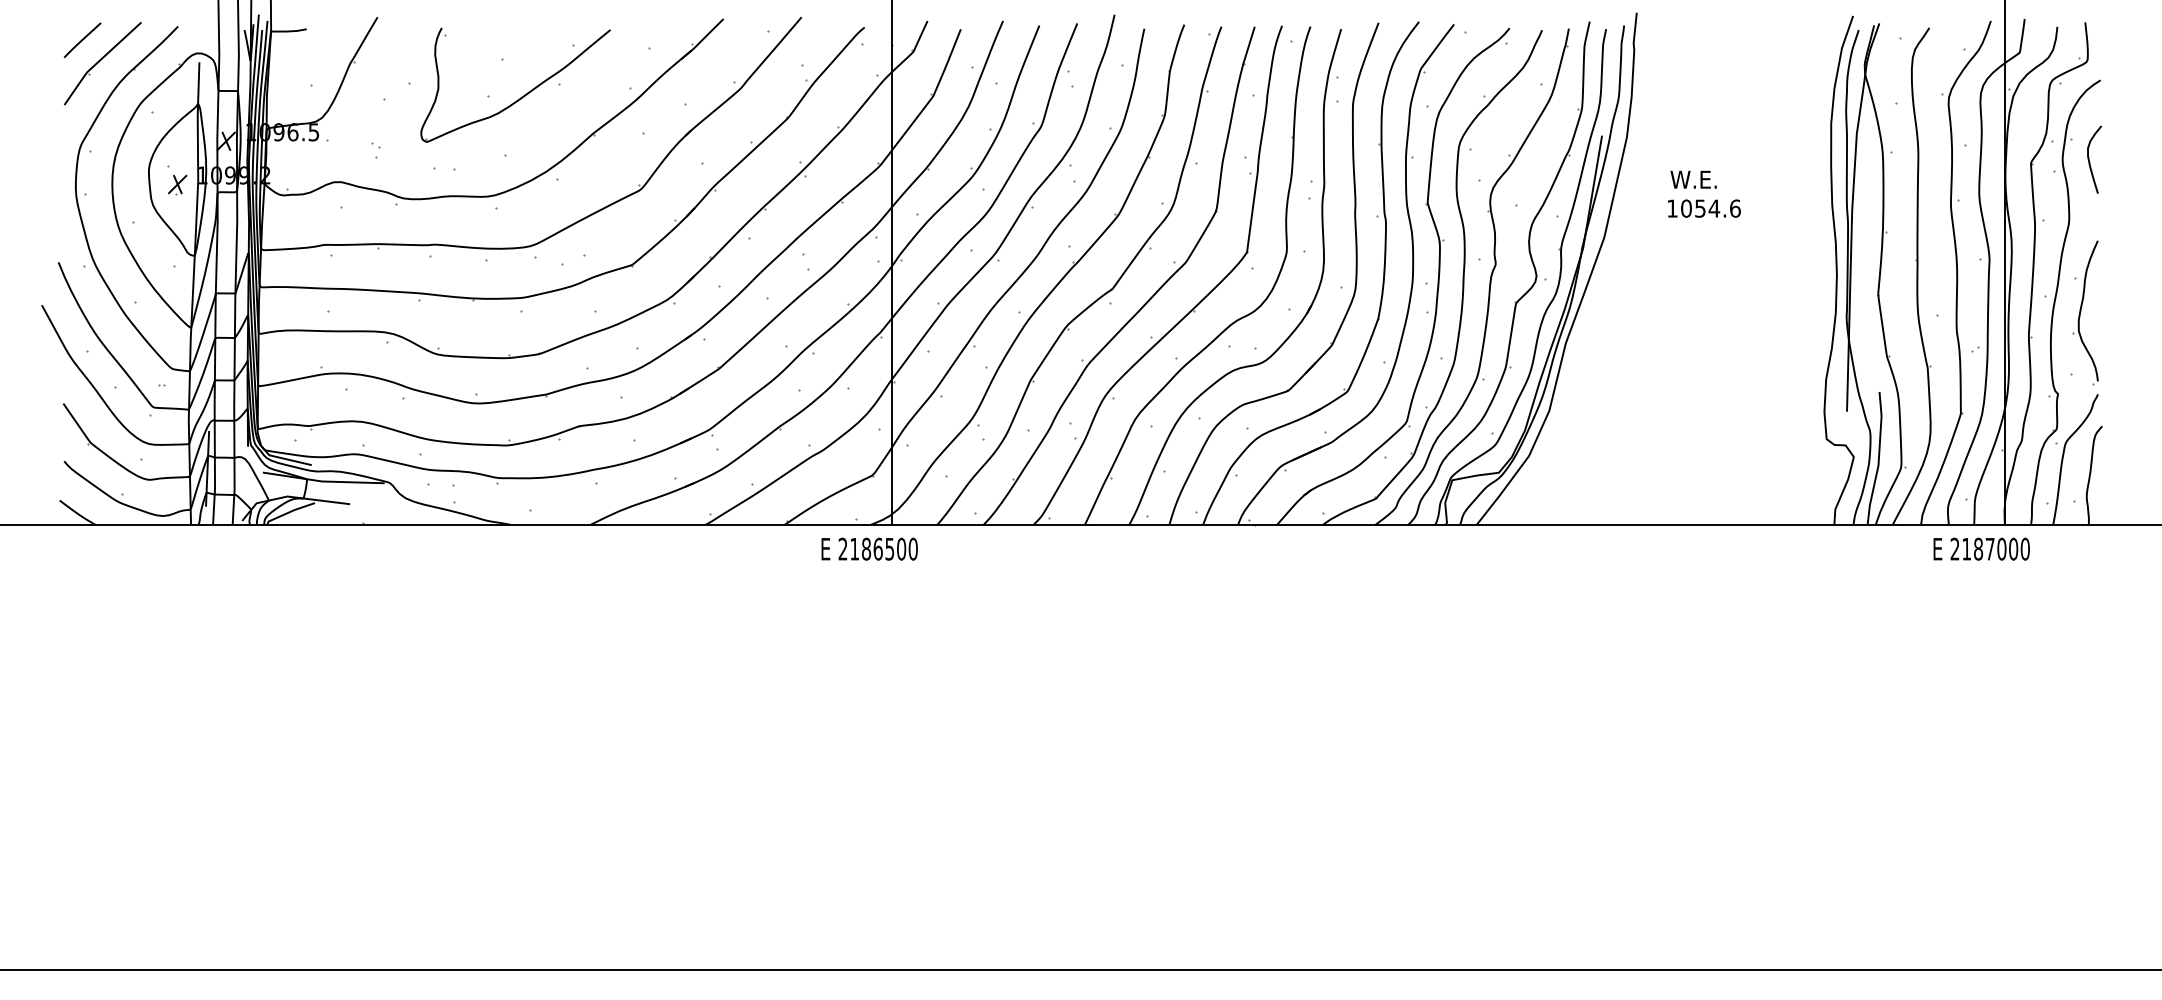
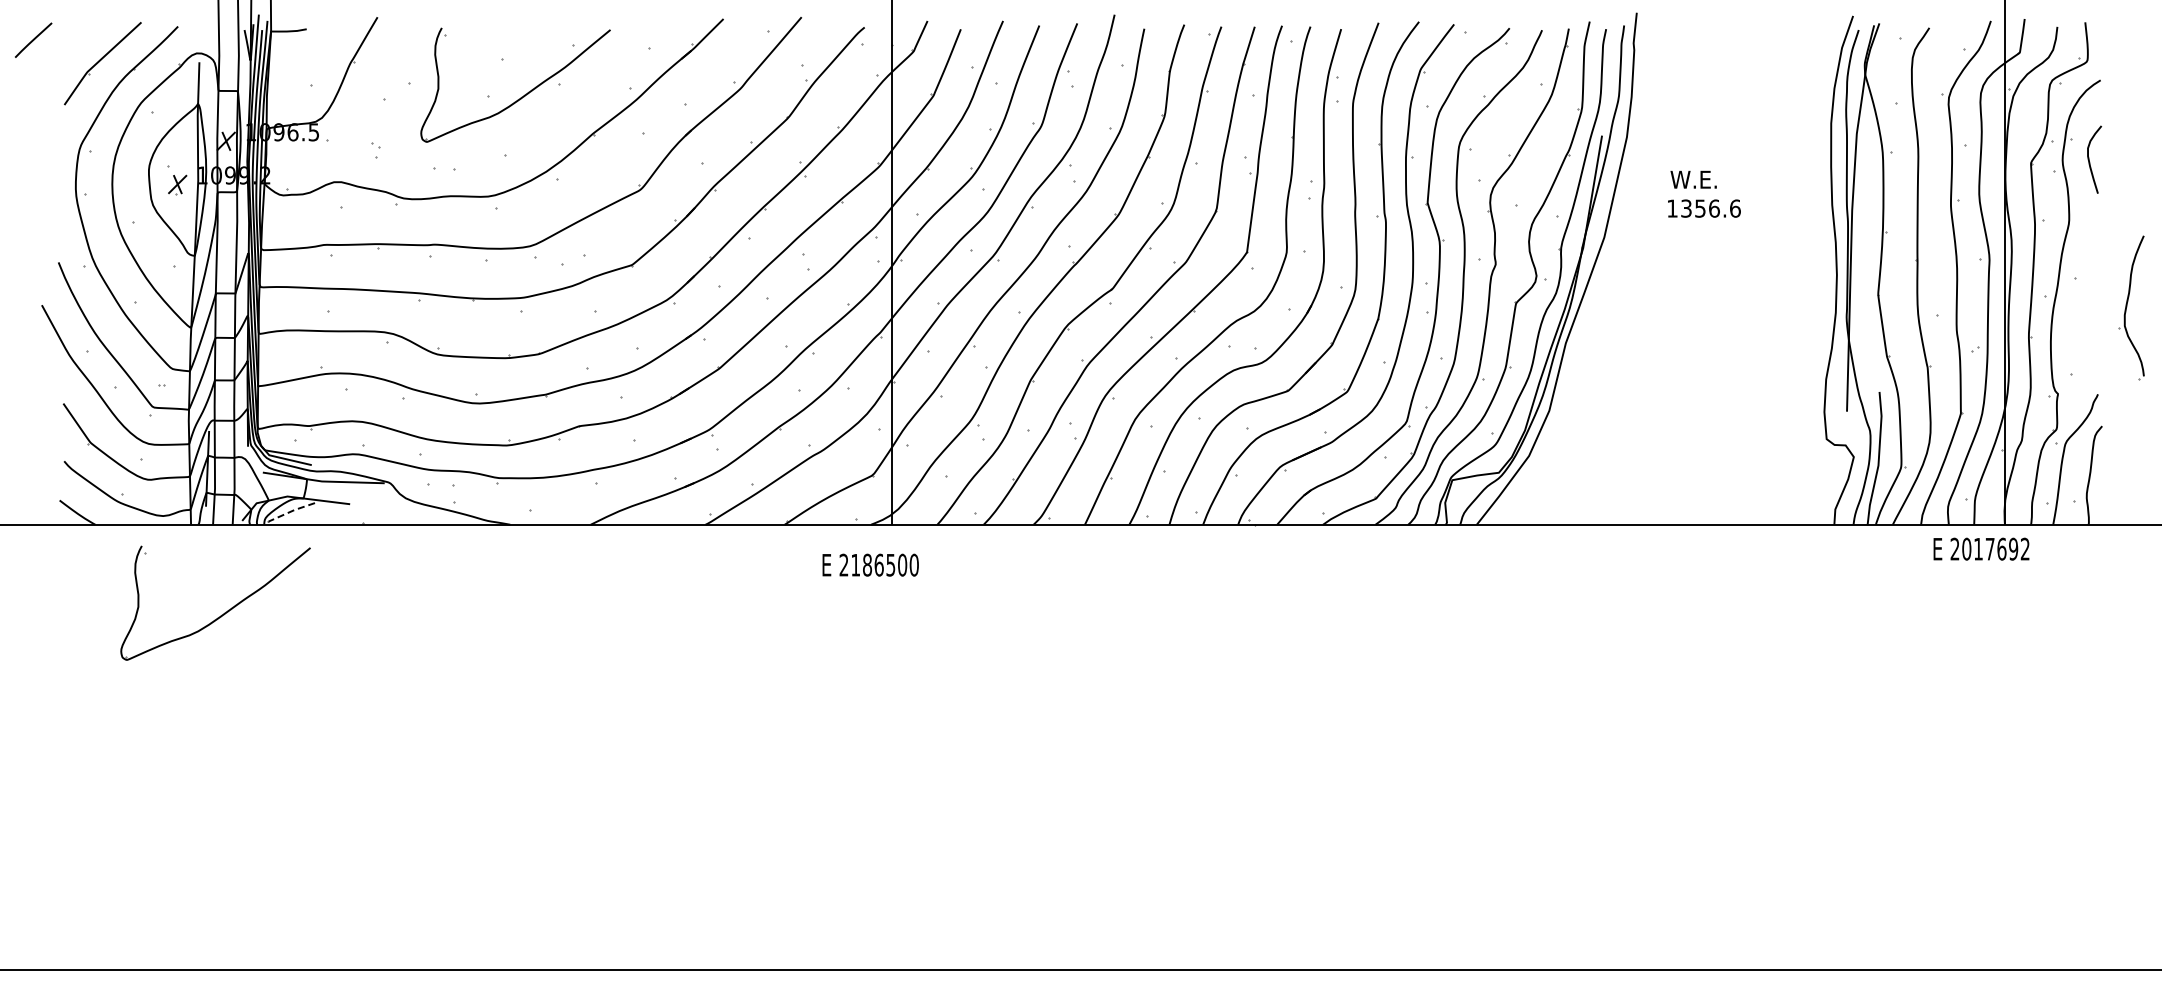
line position: (82, 39) -> (33, 39) (33, 39)
text: 1054.6 -> 1356.6 (1700, 208)
part position: (2085, 312) -> (2131, 307) (2131, 307)
line: solid -> dashed (289, 512)
text position: (869, 548) -> (870, 564) (870, 564)
text: 2187000 -> 2017692 (1995, 548)
part: none -> present (221, 614)
